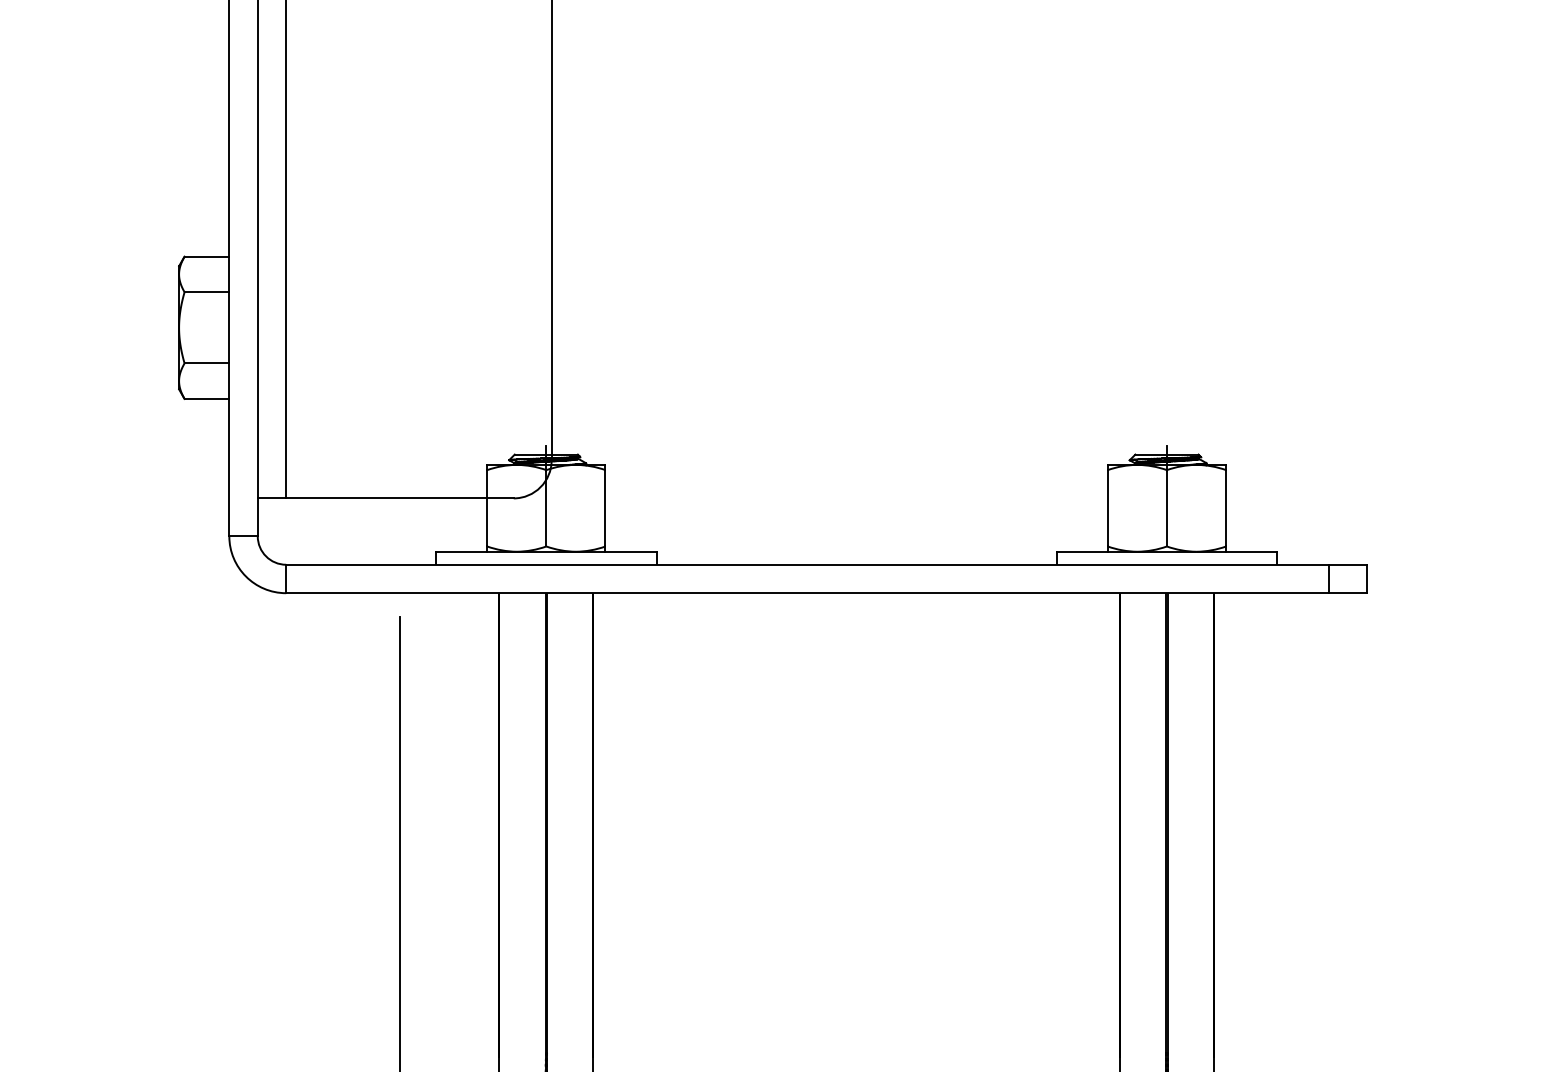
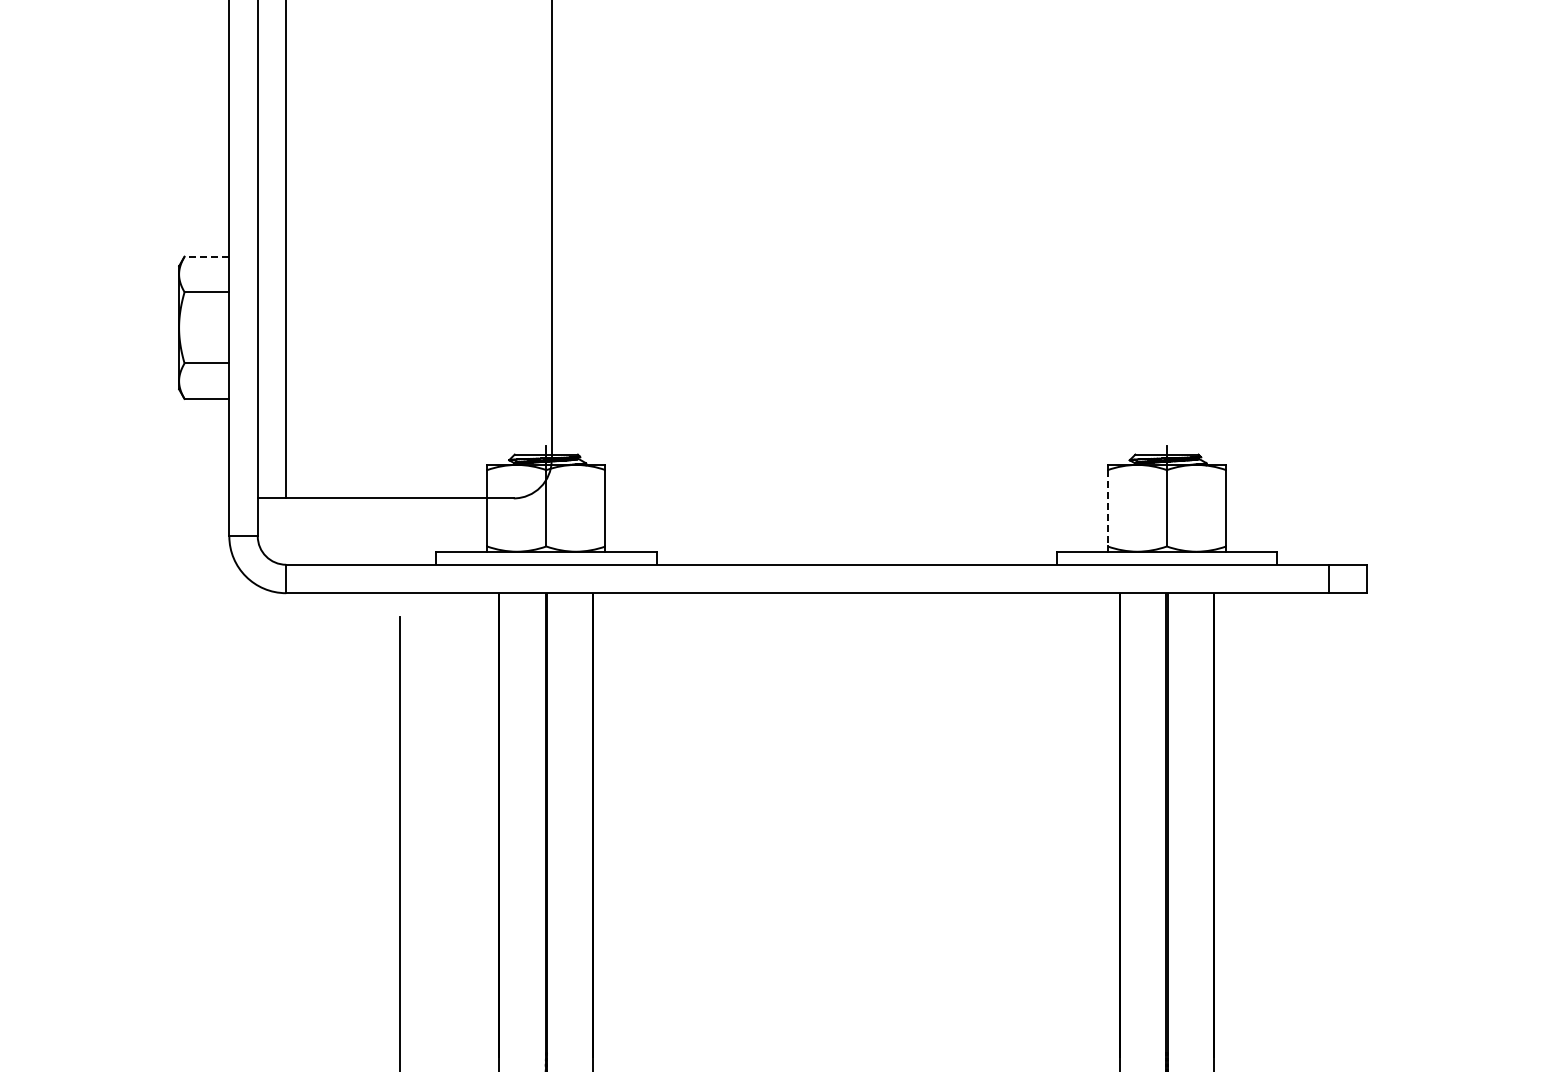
line: solid -> dashed (206, 256)
line: solid -> dashed (1107, 508)
